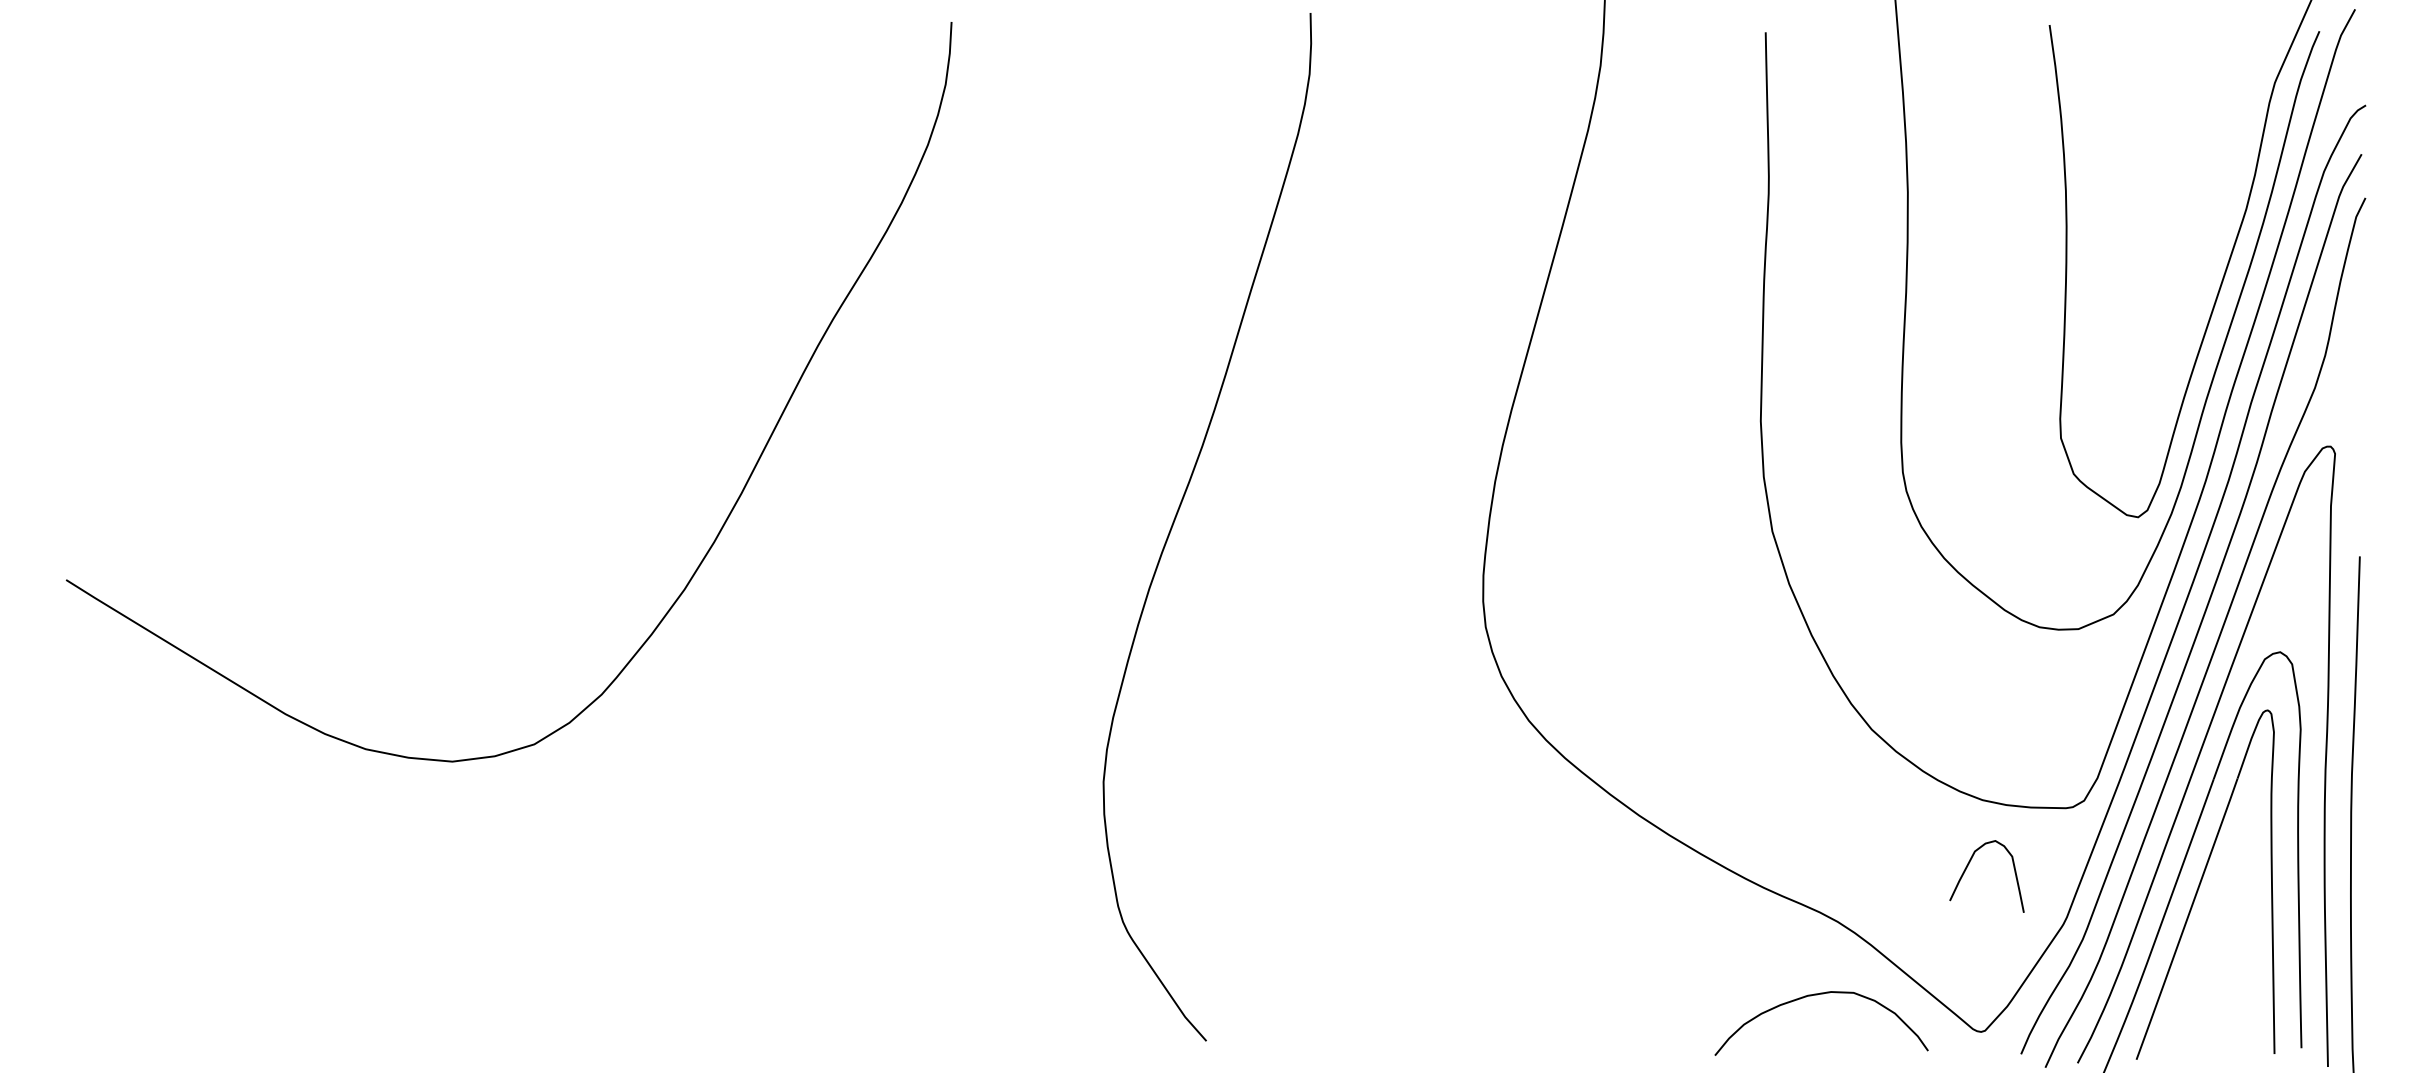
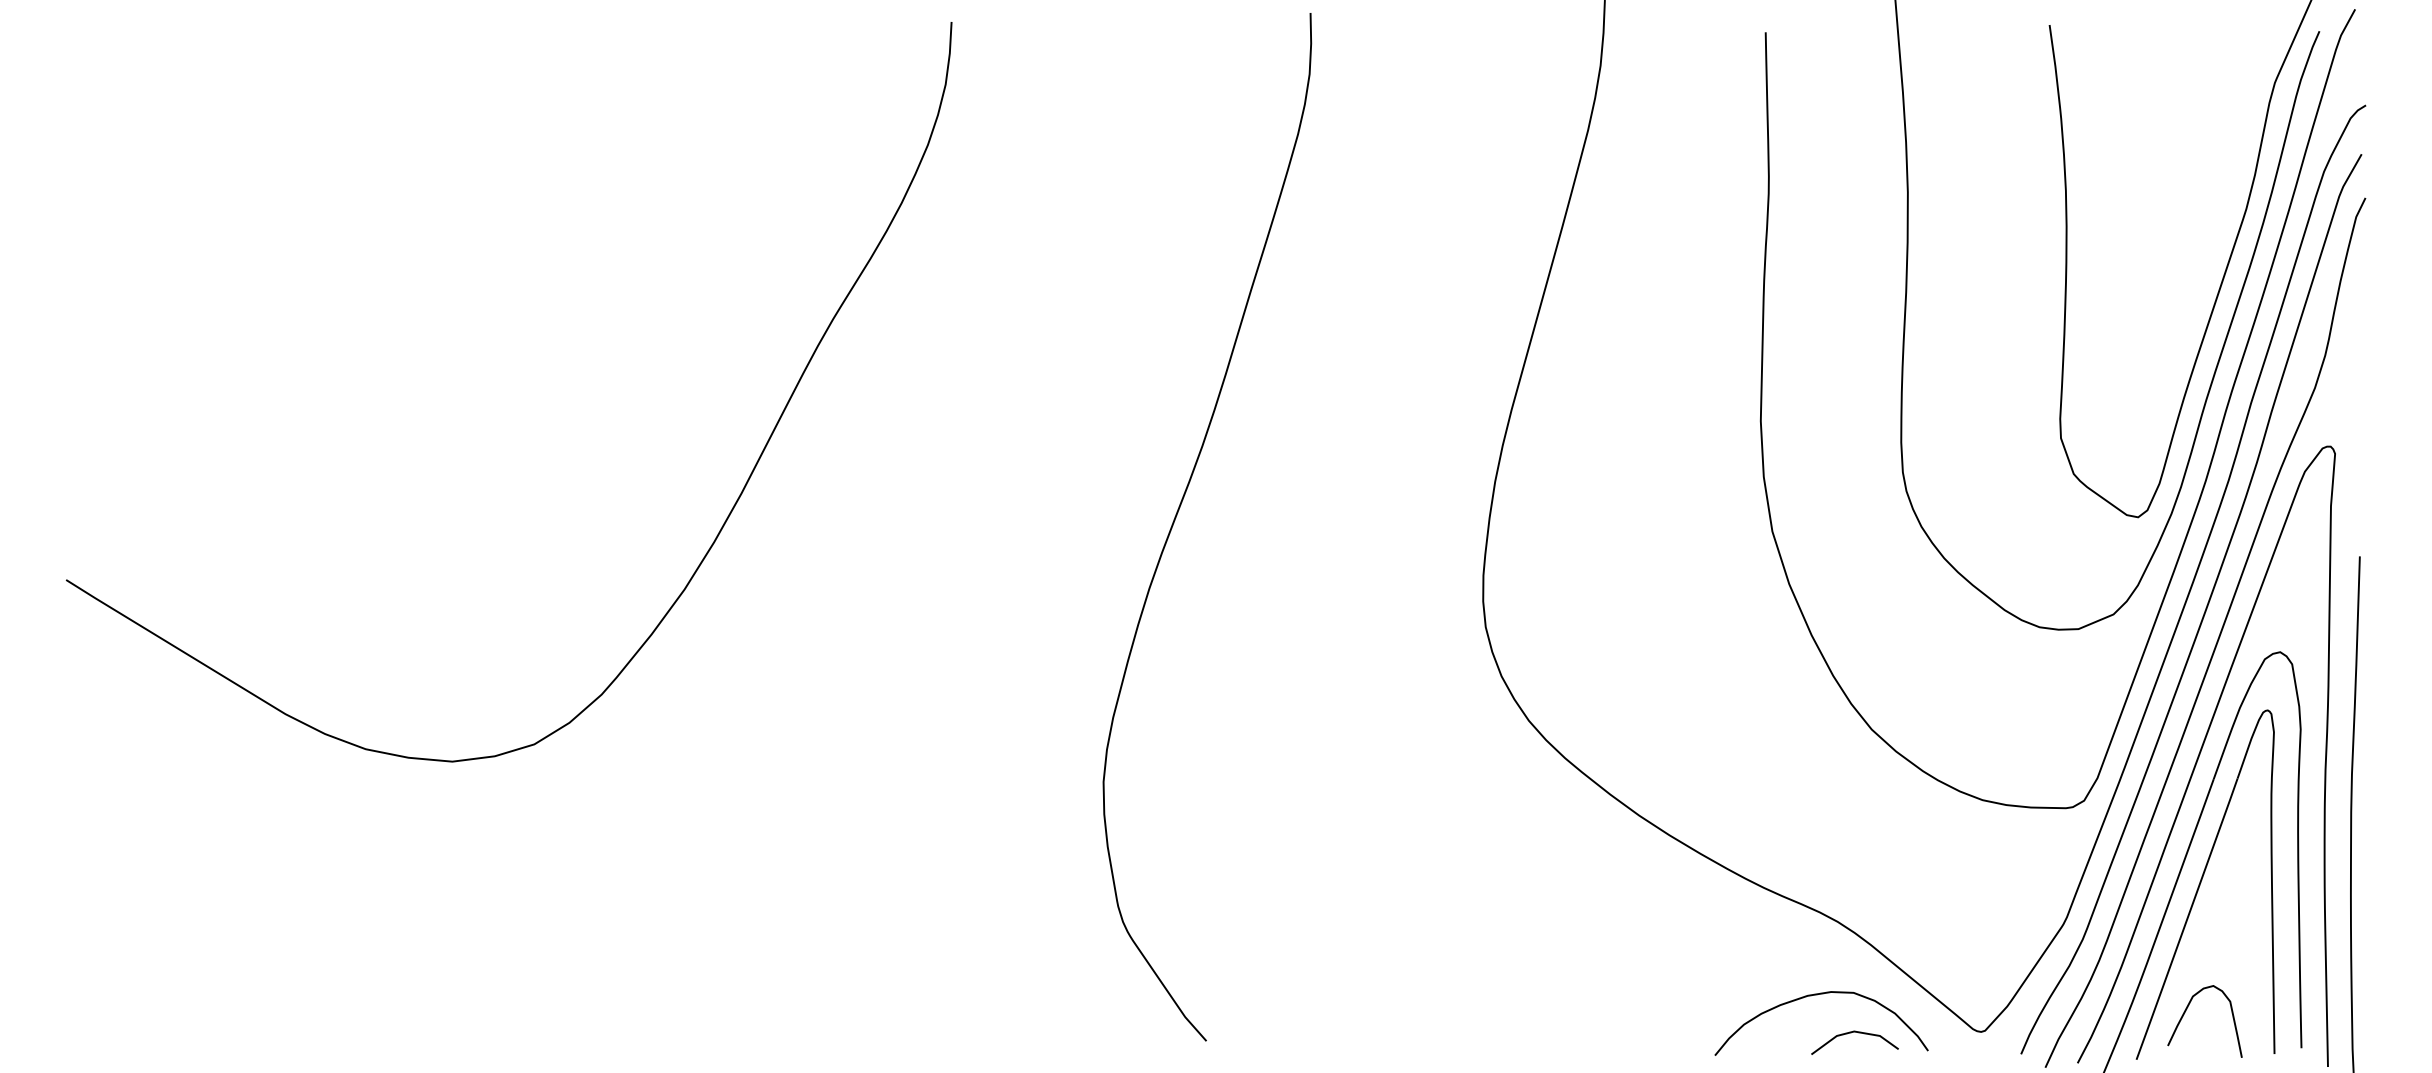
curve position: (1968, 866) -> (2186, 1011) (2186, 1011)
line: none -> present (1851, 1033)
